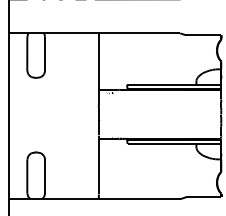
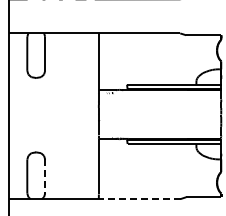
line: solid -> dashed (45, 177)
line: solid -> dashed (139, 199)
